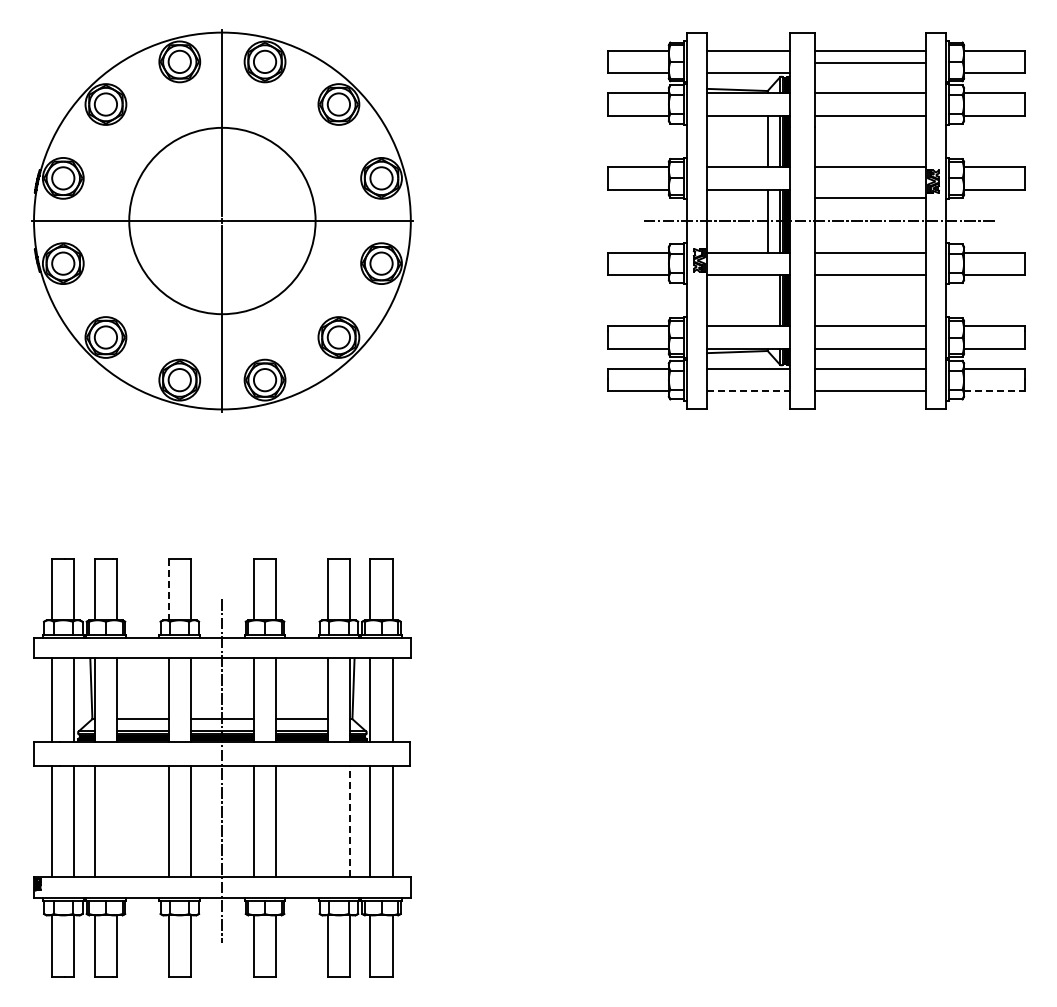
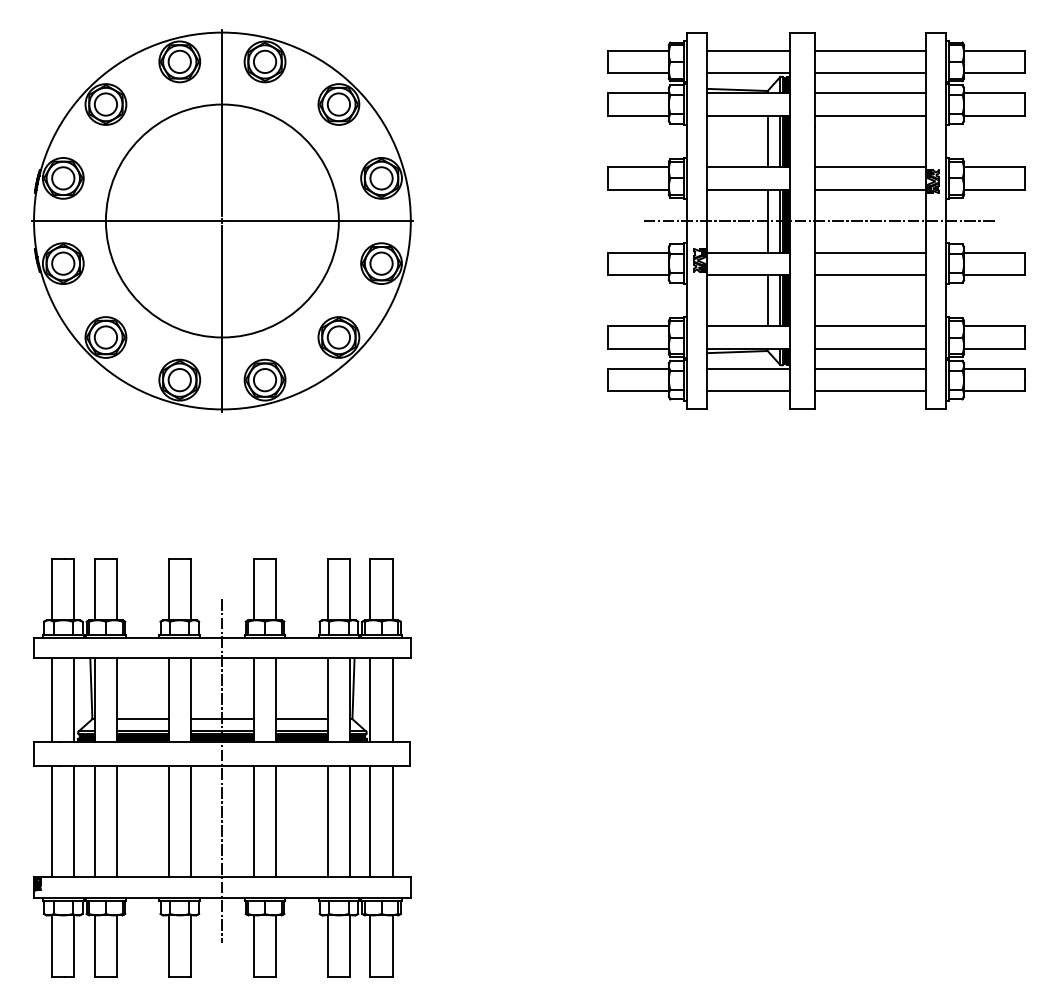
line position: (869, 63) -> (869, 73) (869, 73)
line position: (869, 197) -> (869, 189) (869, 189)
circle diameter: 186 px -> 233 px (221, 220)
line: none -> present (767, 300)
line: dashed -> solid (748, 391)
line: dashed -> solid (994, 391)
line: dashed -> solid (168, 589)
line: none -> present (117, 821)
line: none -> present (327, 821)
line: dashed -> solid (350, 821)
